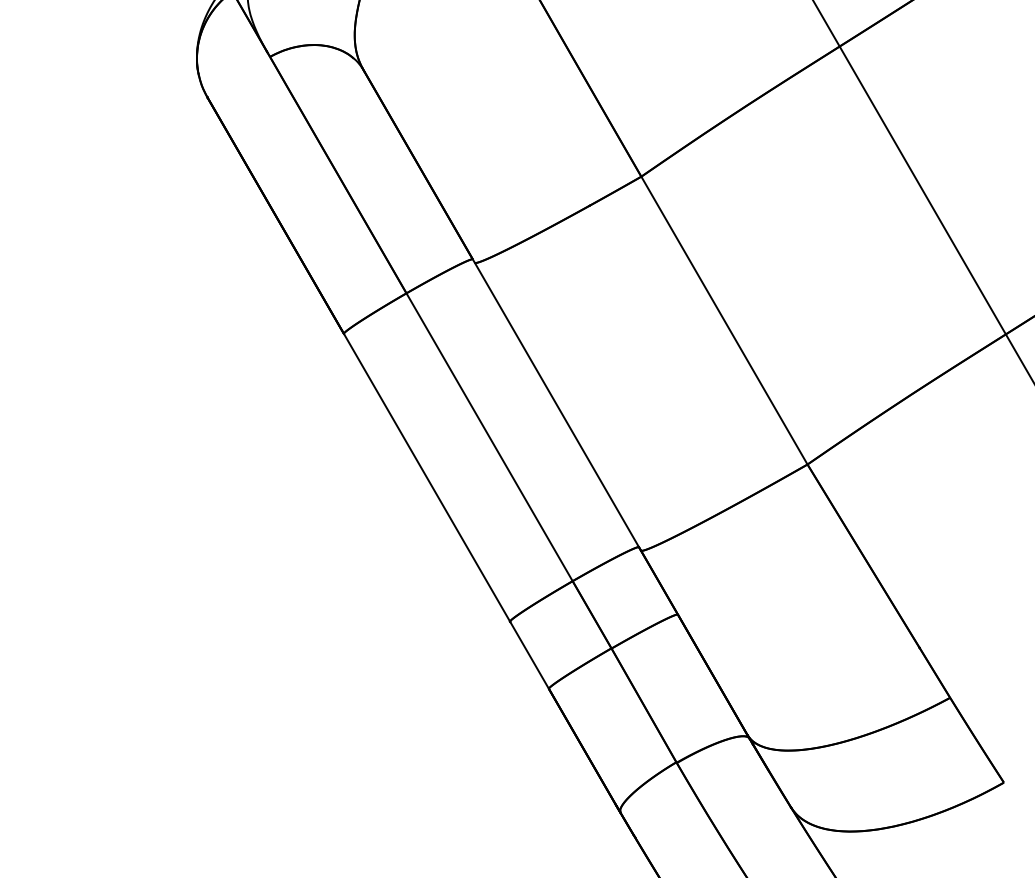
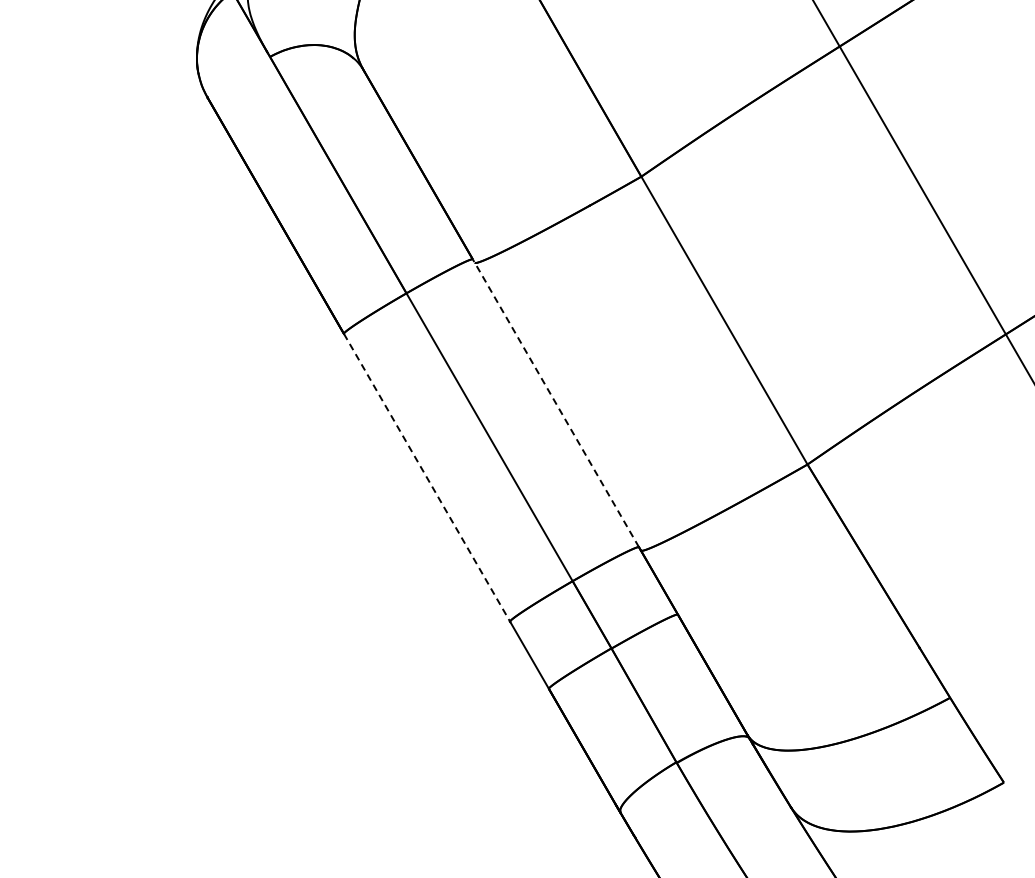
line: solid -> dashed (555, 402)
line: solid -> dashed (427, 478)
